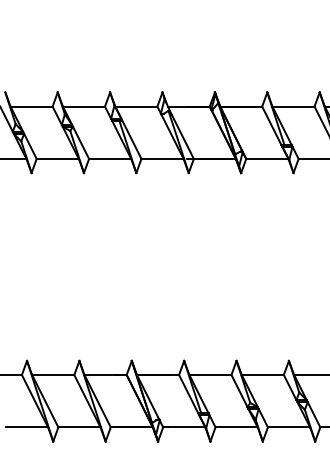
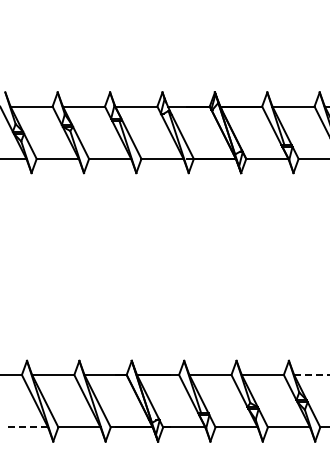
line: solid -> dashed (311, 374)
line: solid -> dashed (26, 427)
